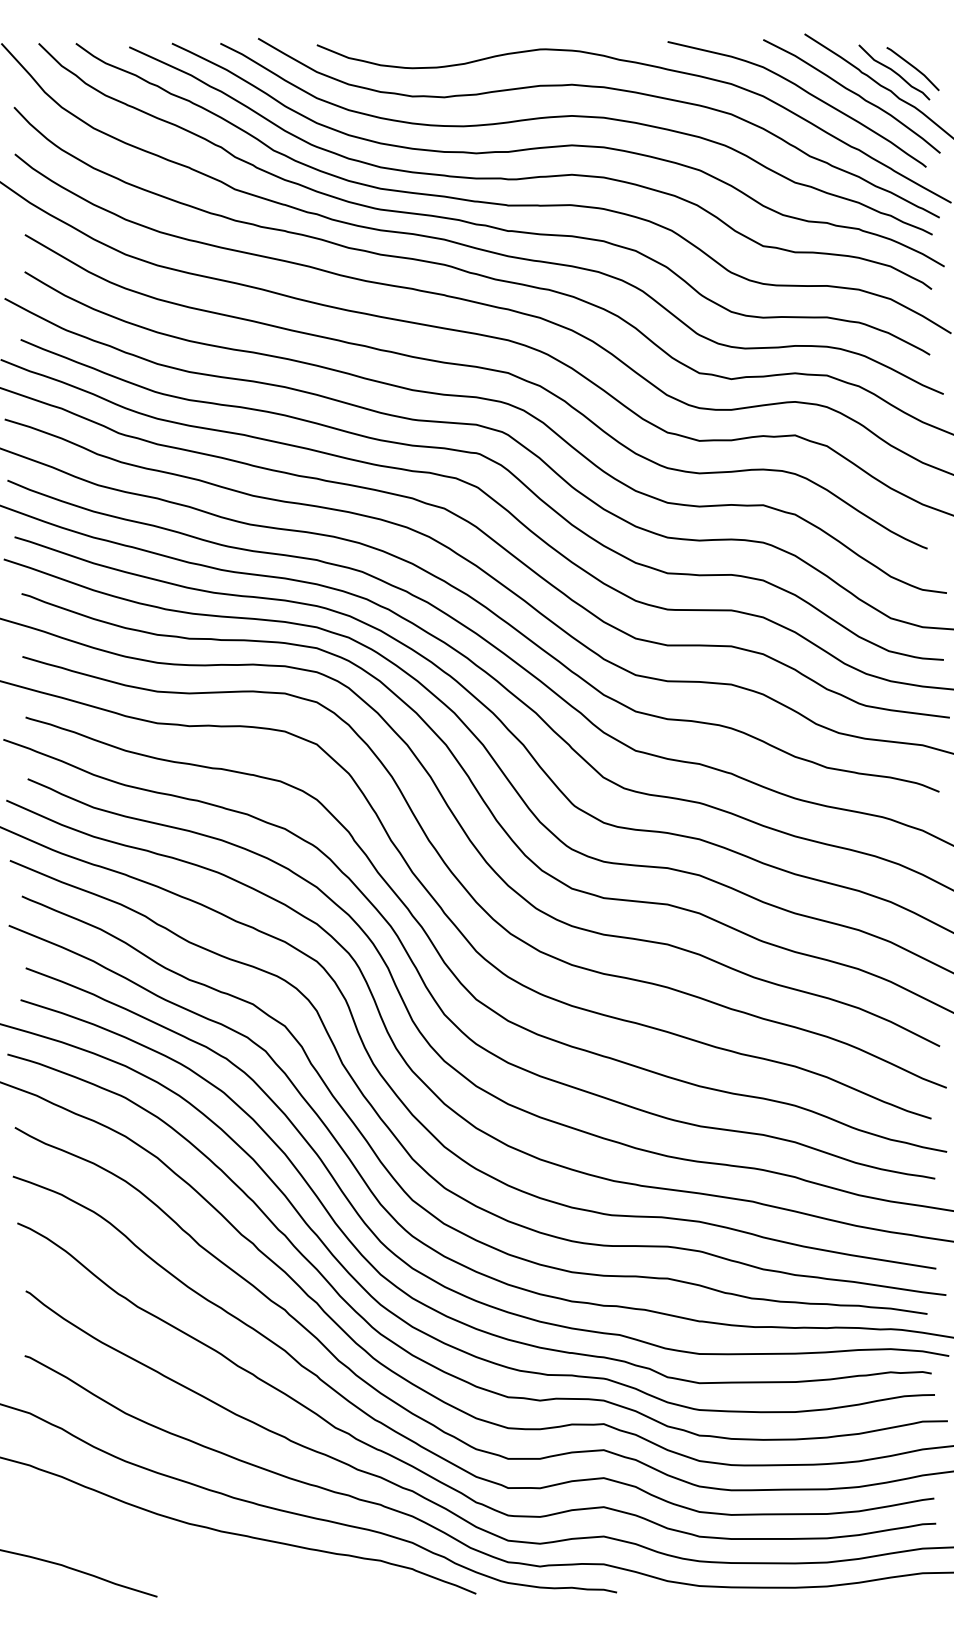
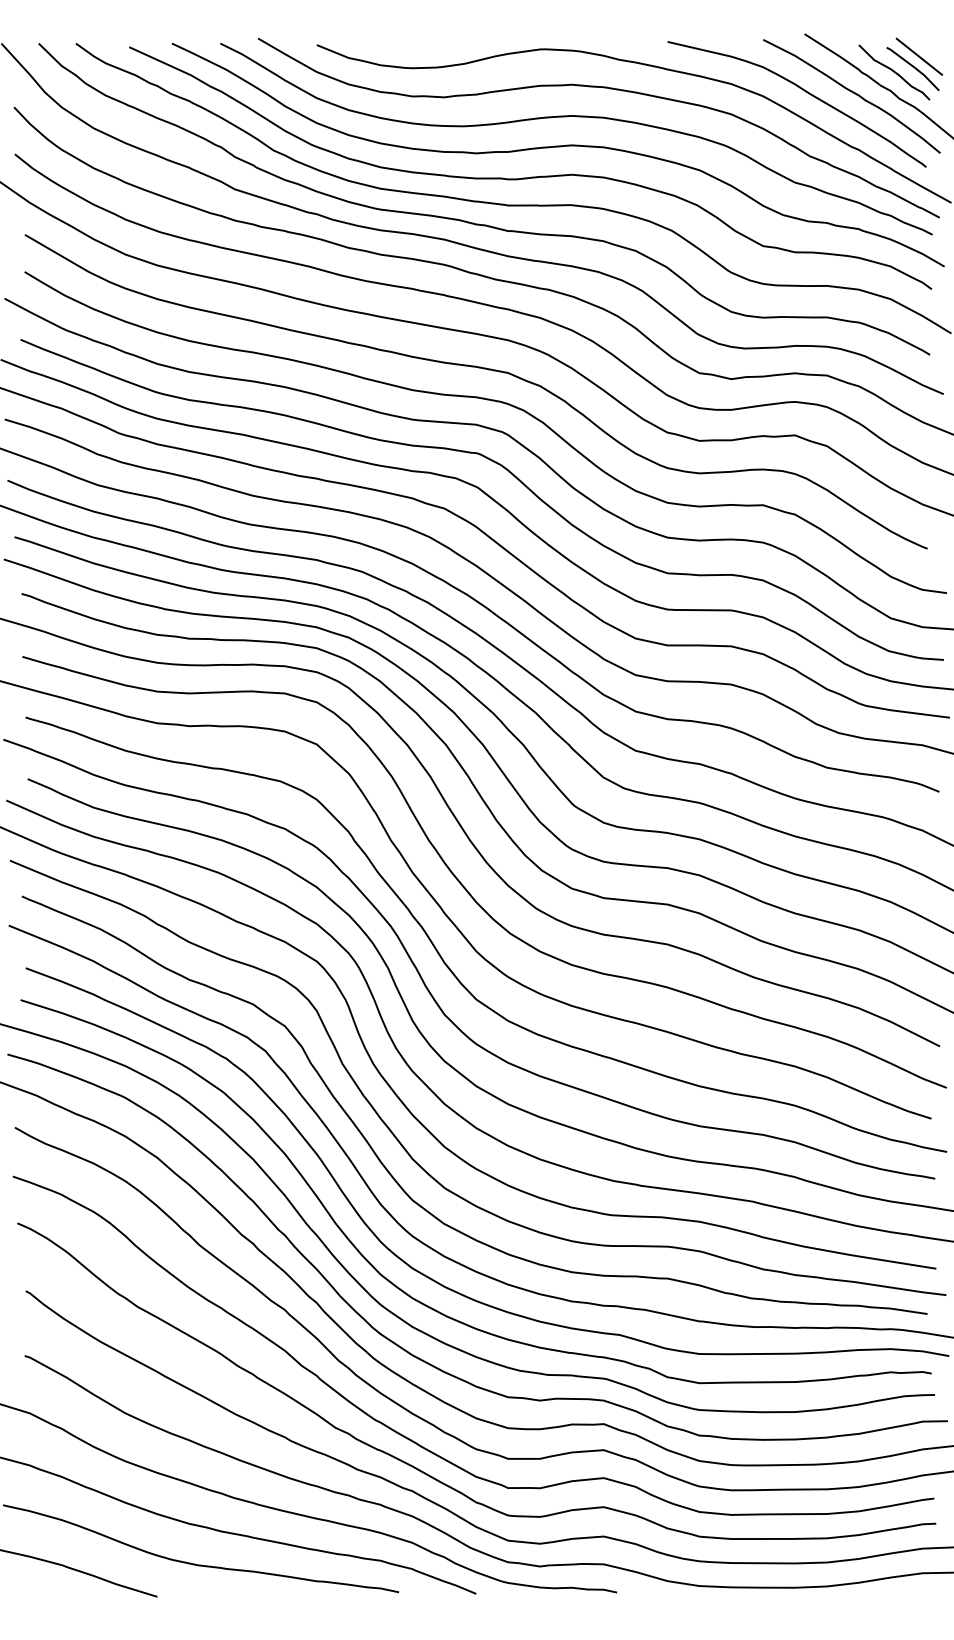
line: none -> present (919, 56)
curve: none -> present (195, 1563)
